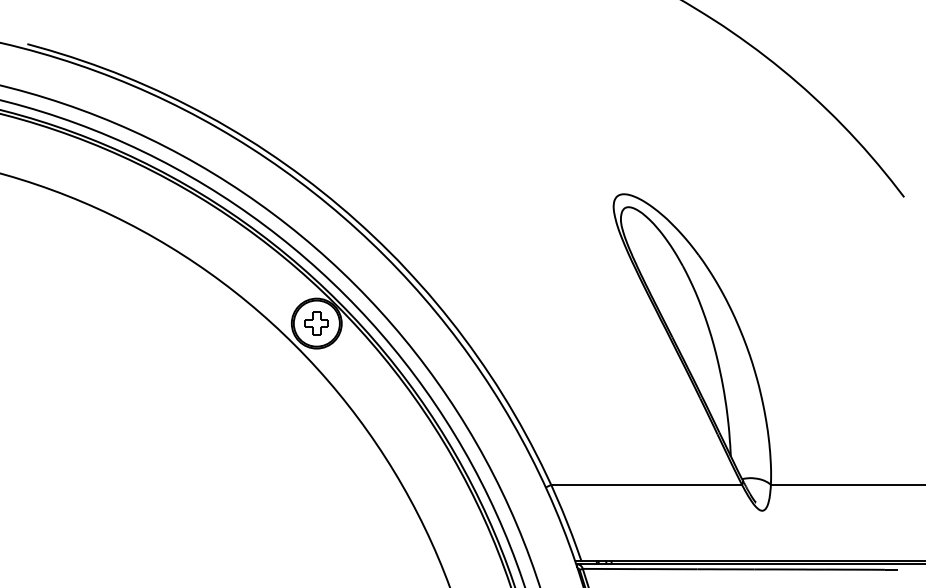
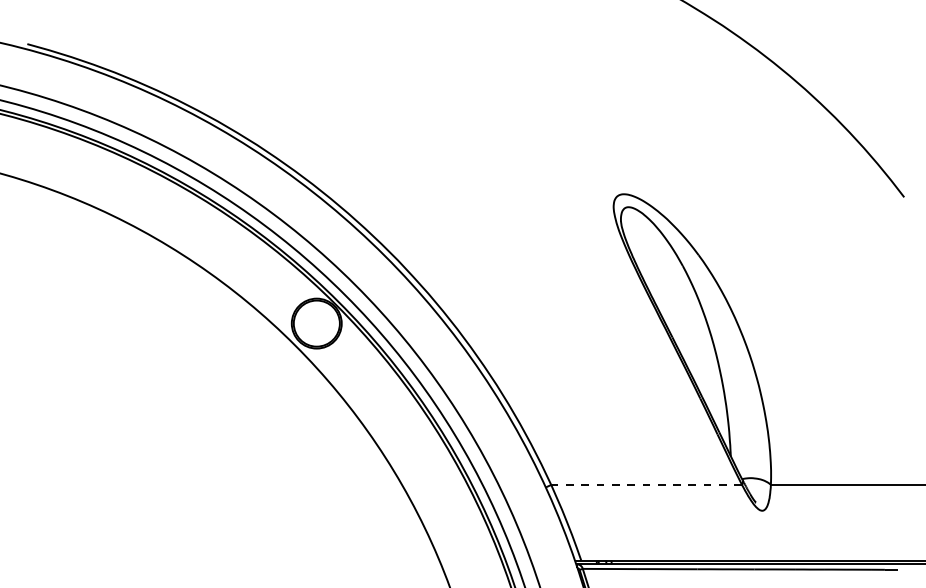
part: present -> none (316, 323)
line: solid -> dashed (646, 484)
